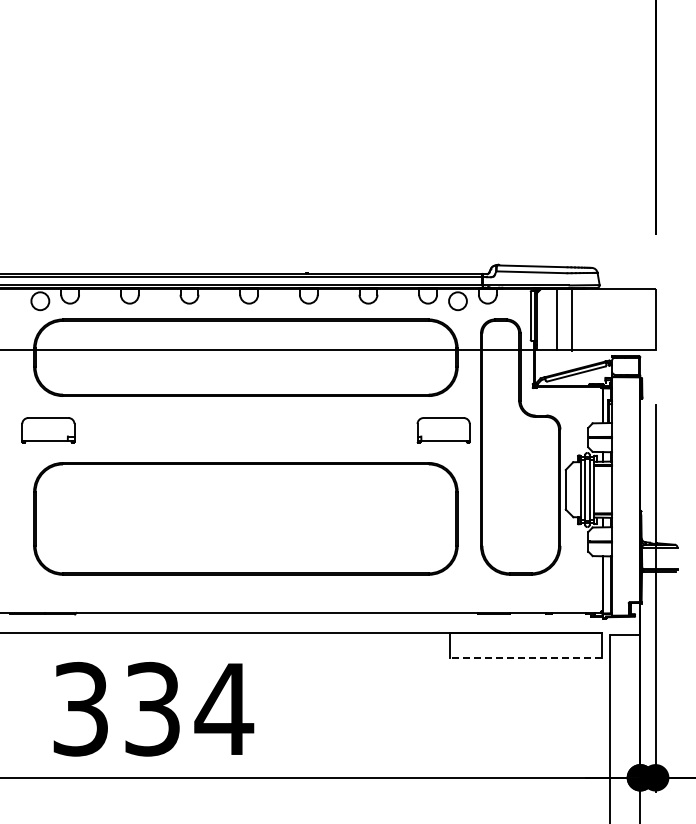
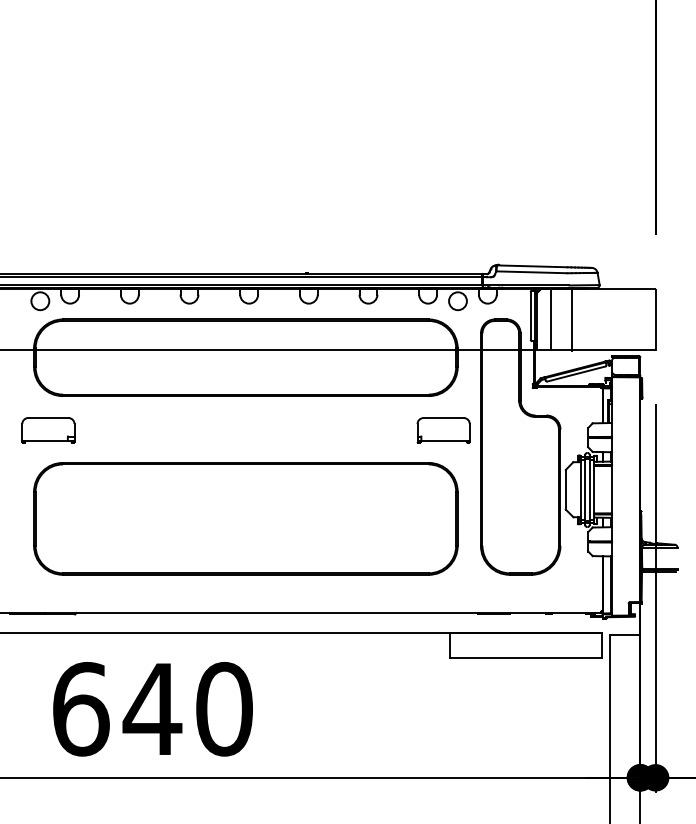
line position: (556, 319) -> (550, 319) (550, 319)
line: dashed -> solid (525, 657)
text: 334 -> 640 (153, 708)
